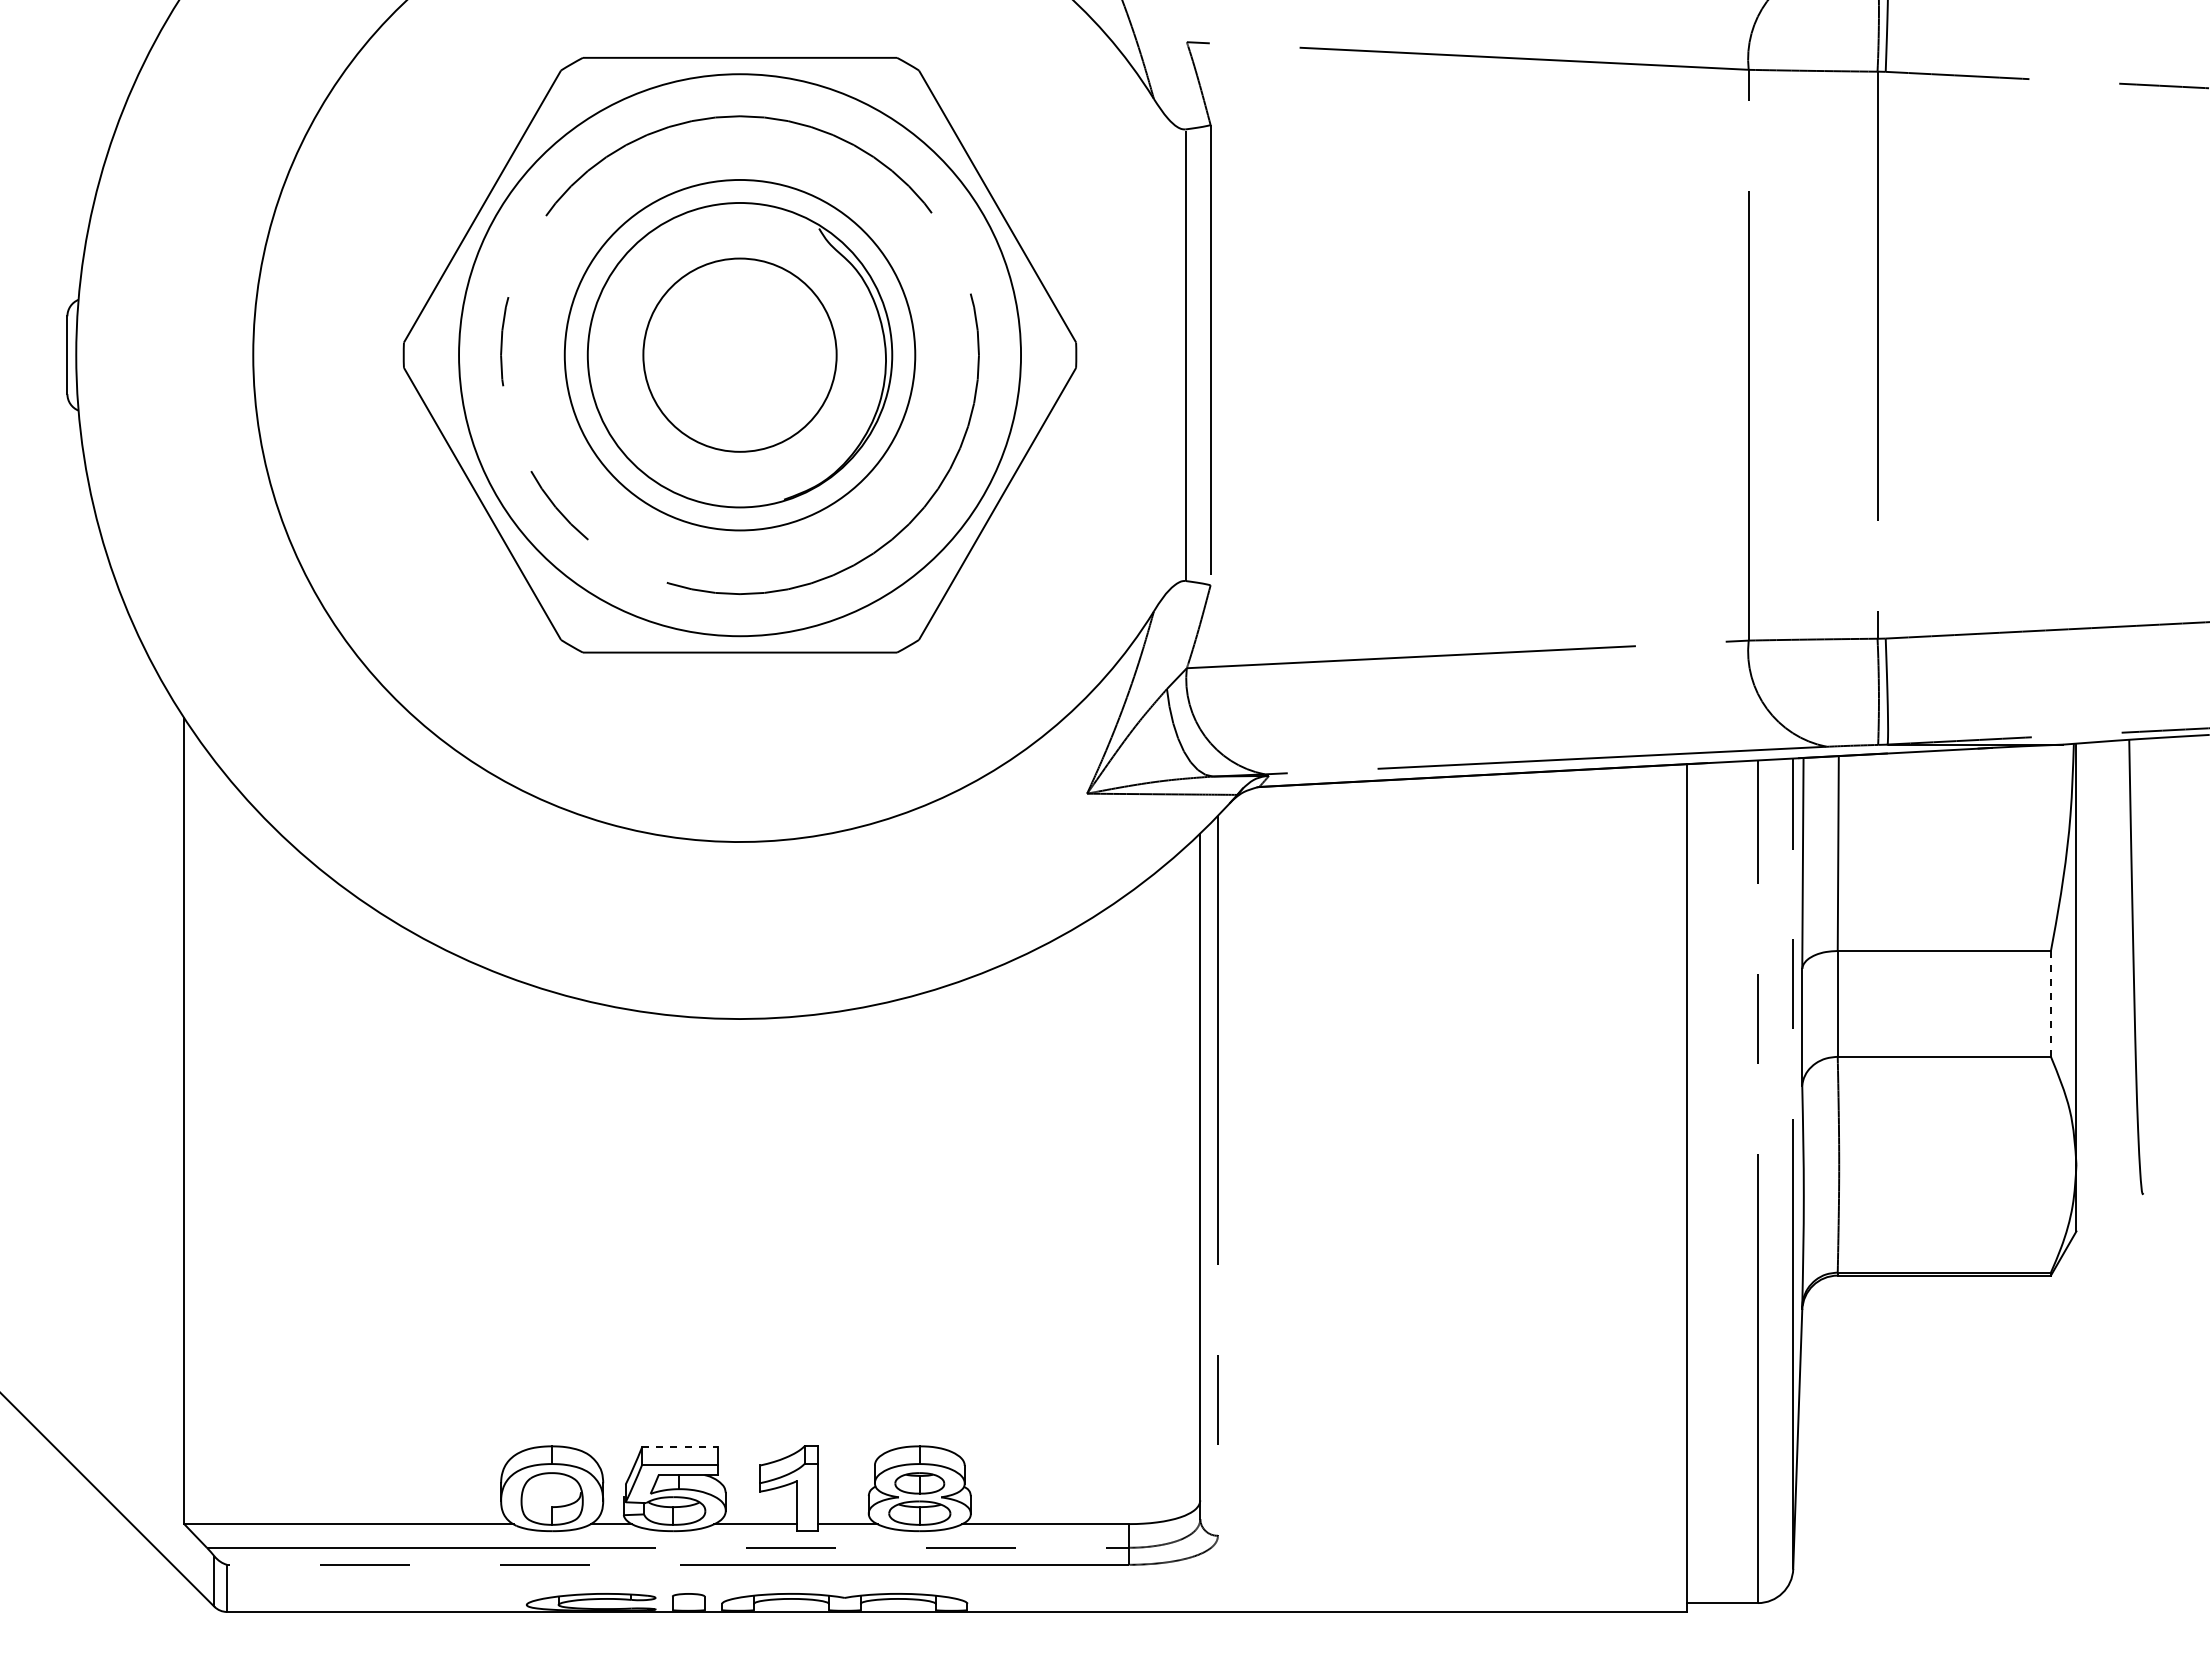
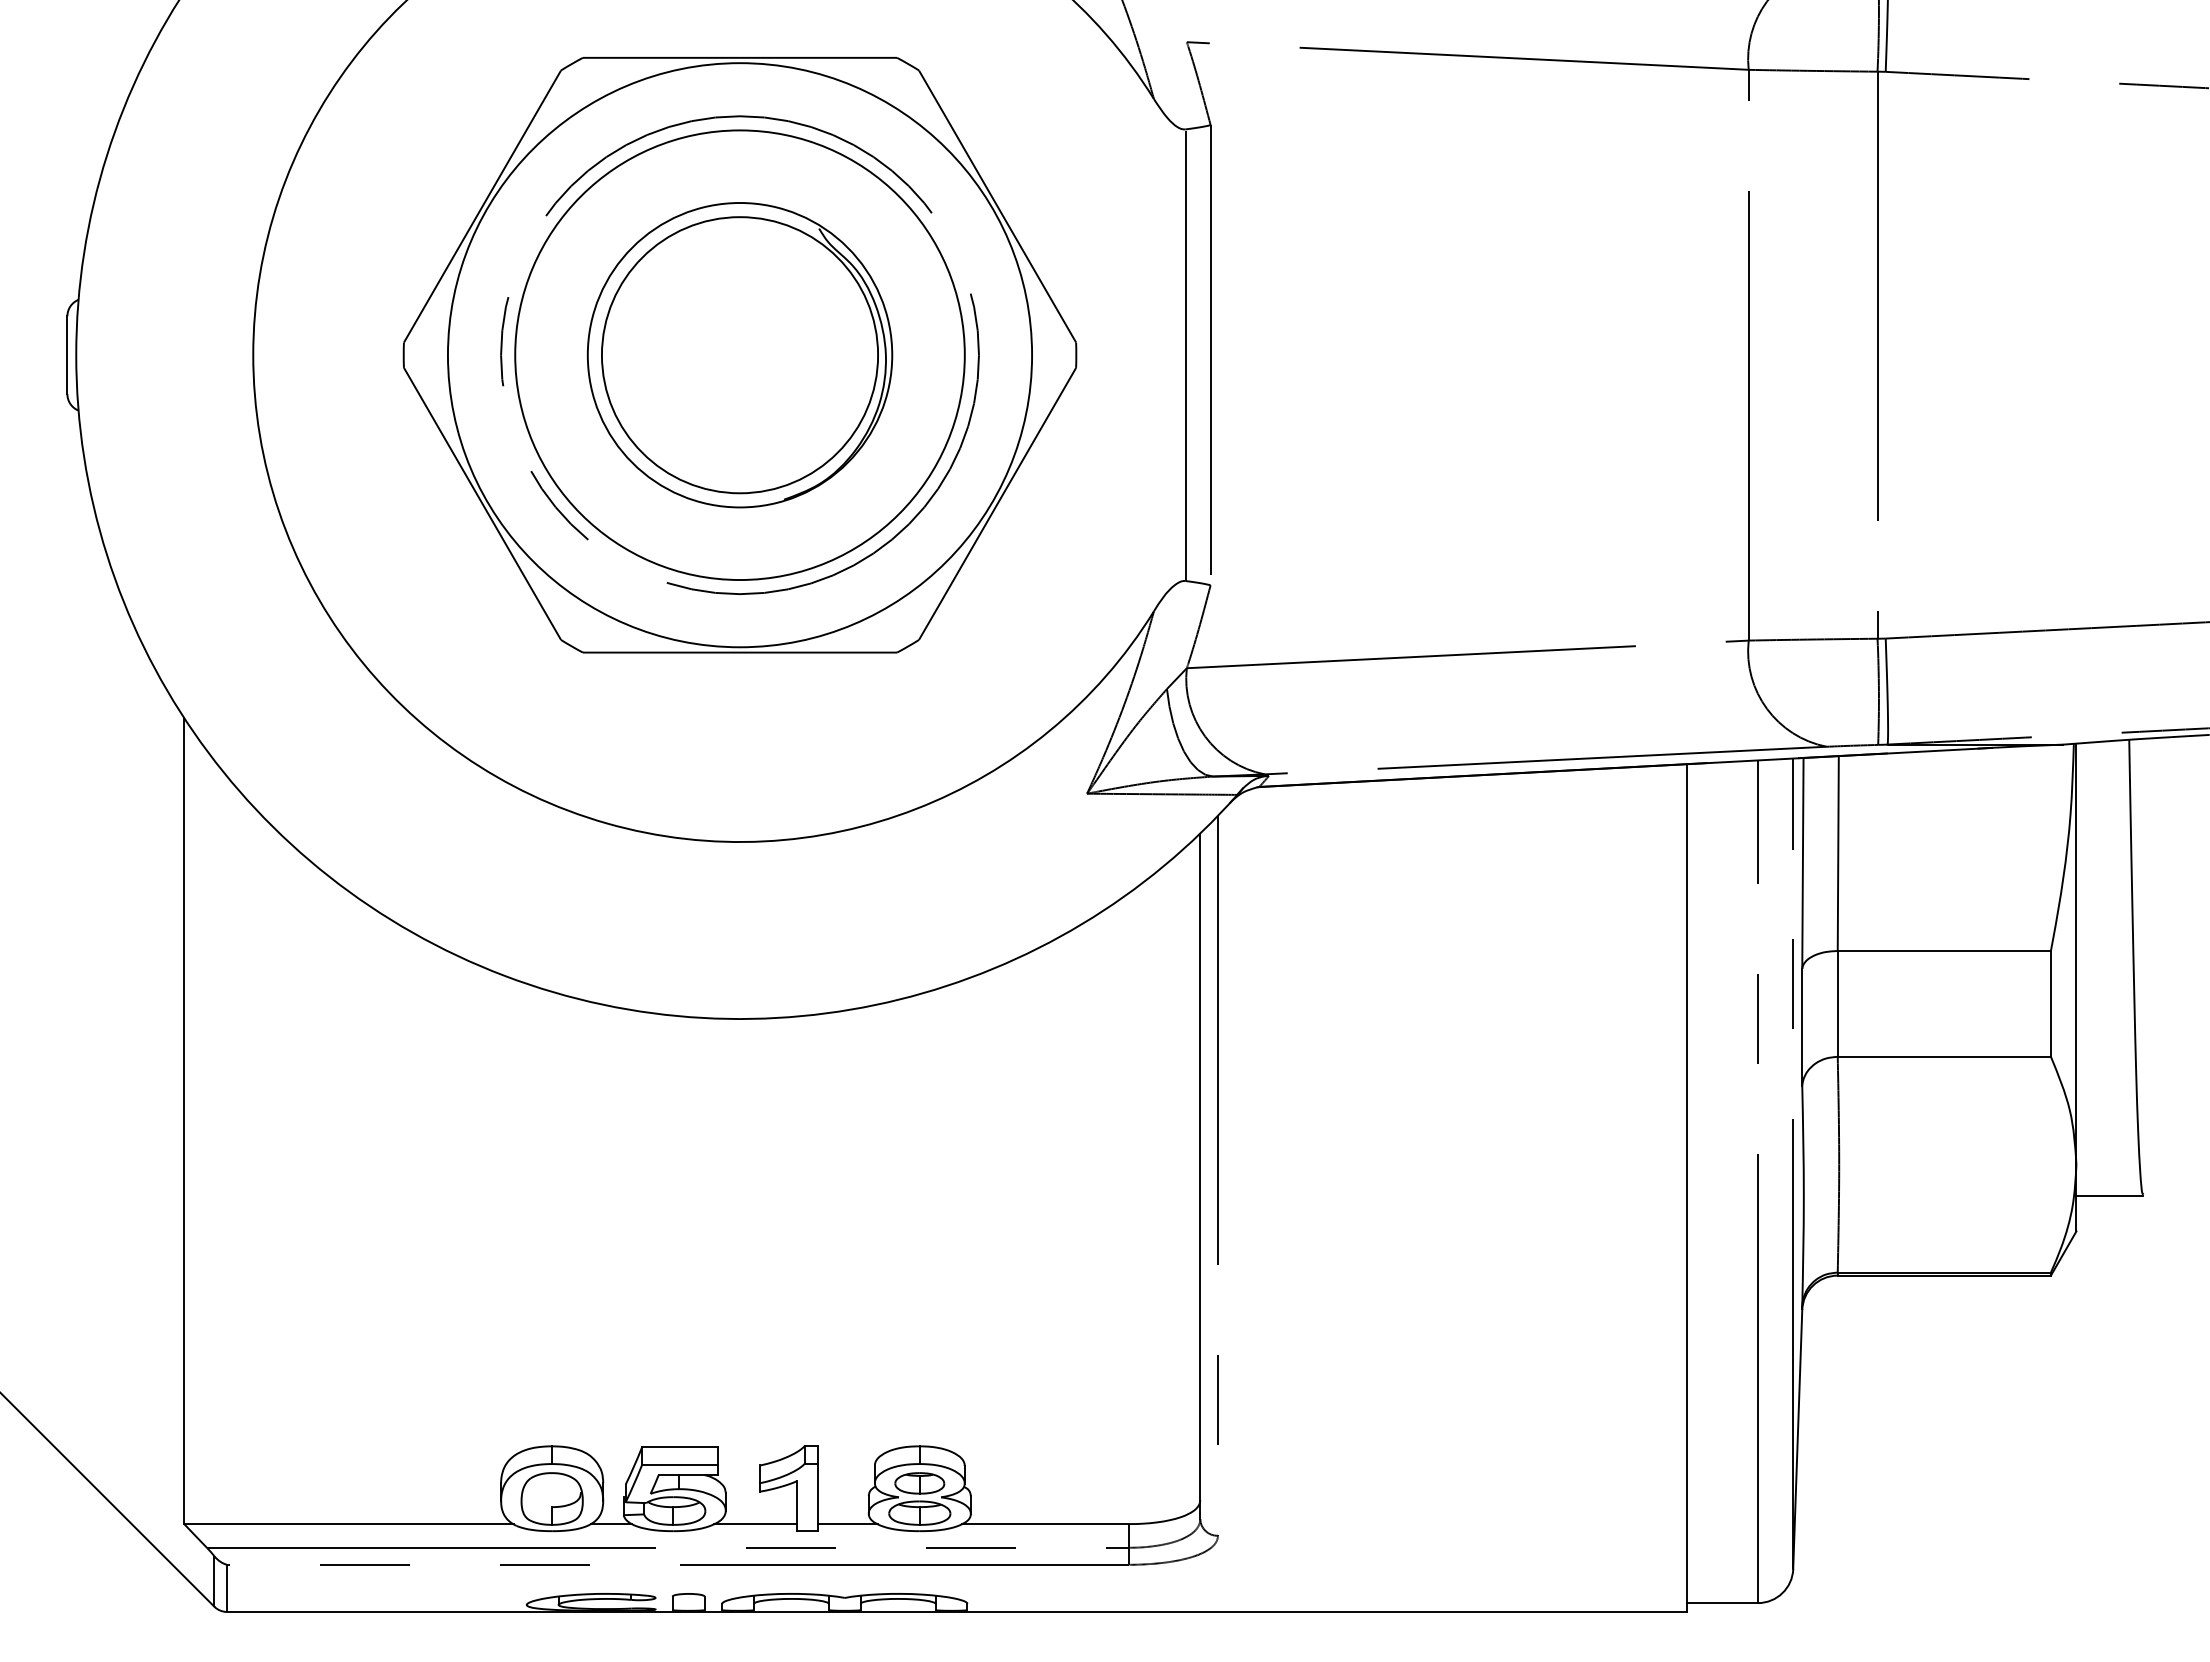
circle diameter: 193 px -> 276 px (739, 355)
circle diameter: 350 px -> 584 px (739, 355)
circle diameter: 562 px -> 450 px (739, 355)
line: dashed -> solid (2050, 1003)
line: none -> present (2109, 1196)
line: dashed -> solid (679, 1447)
